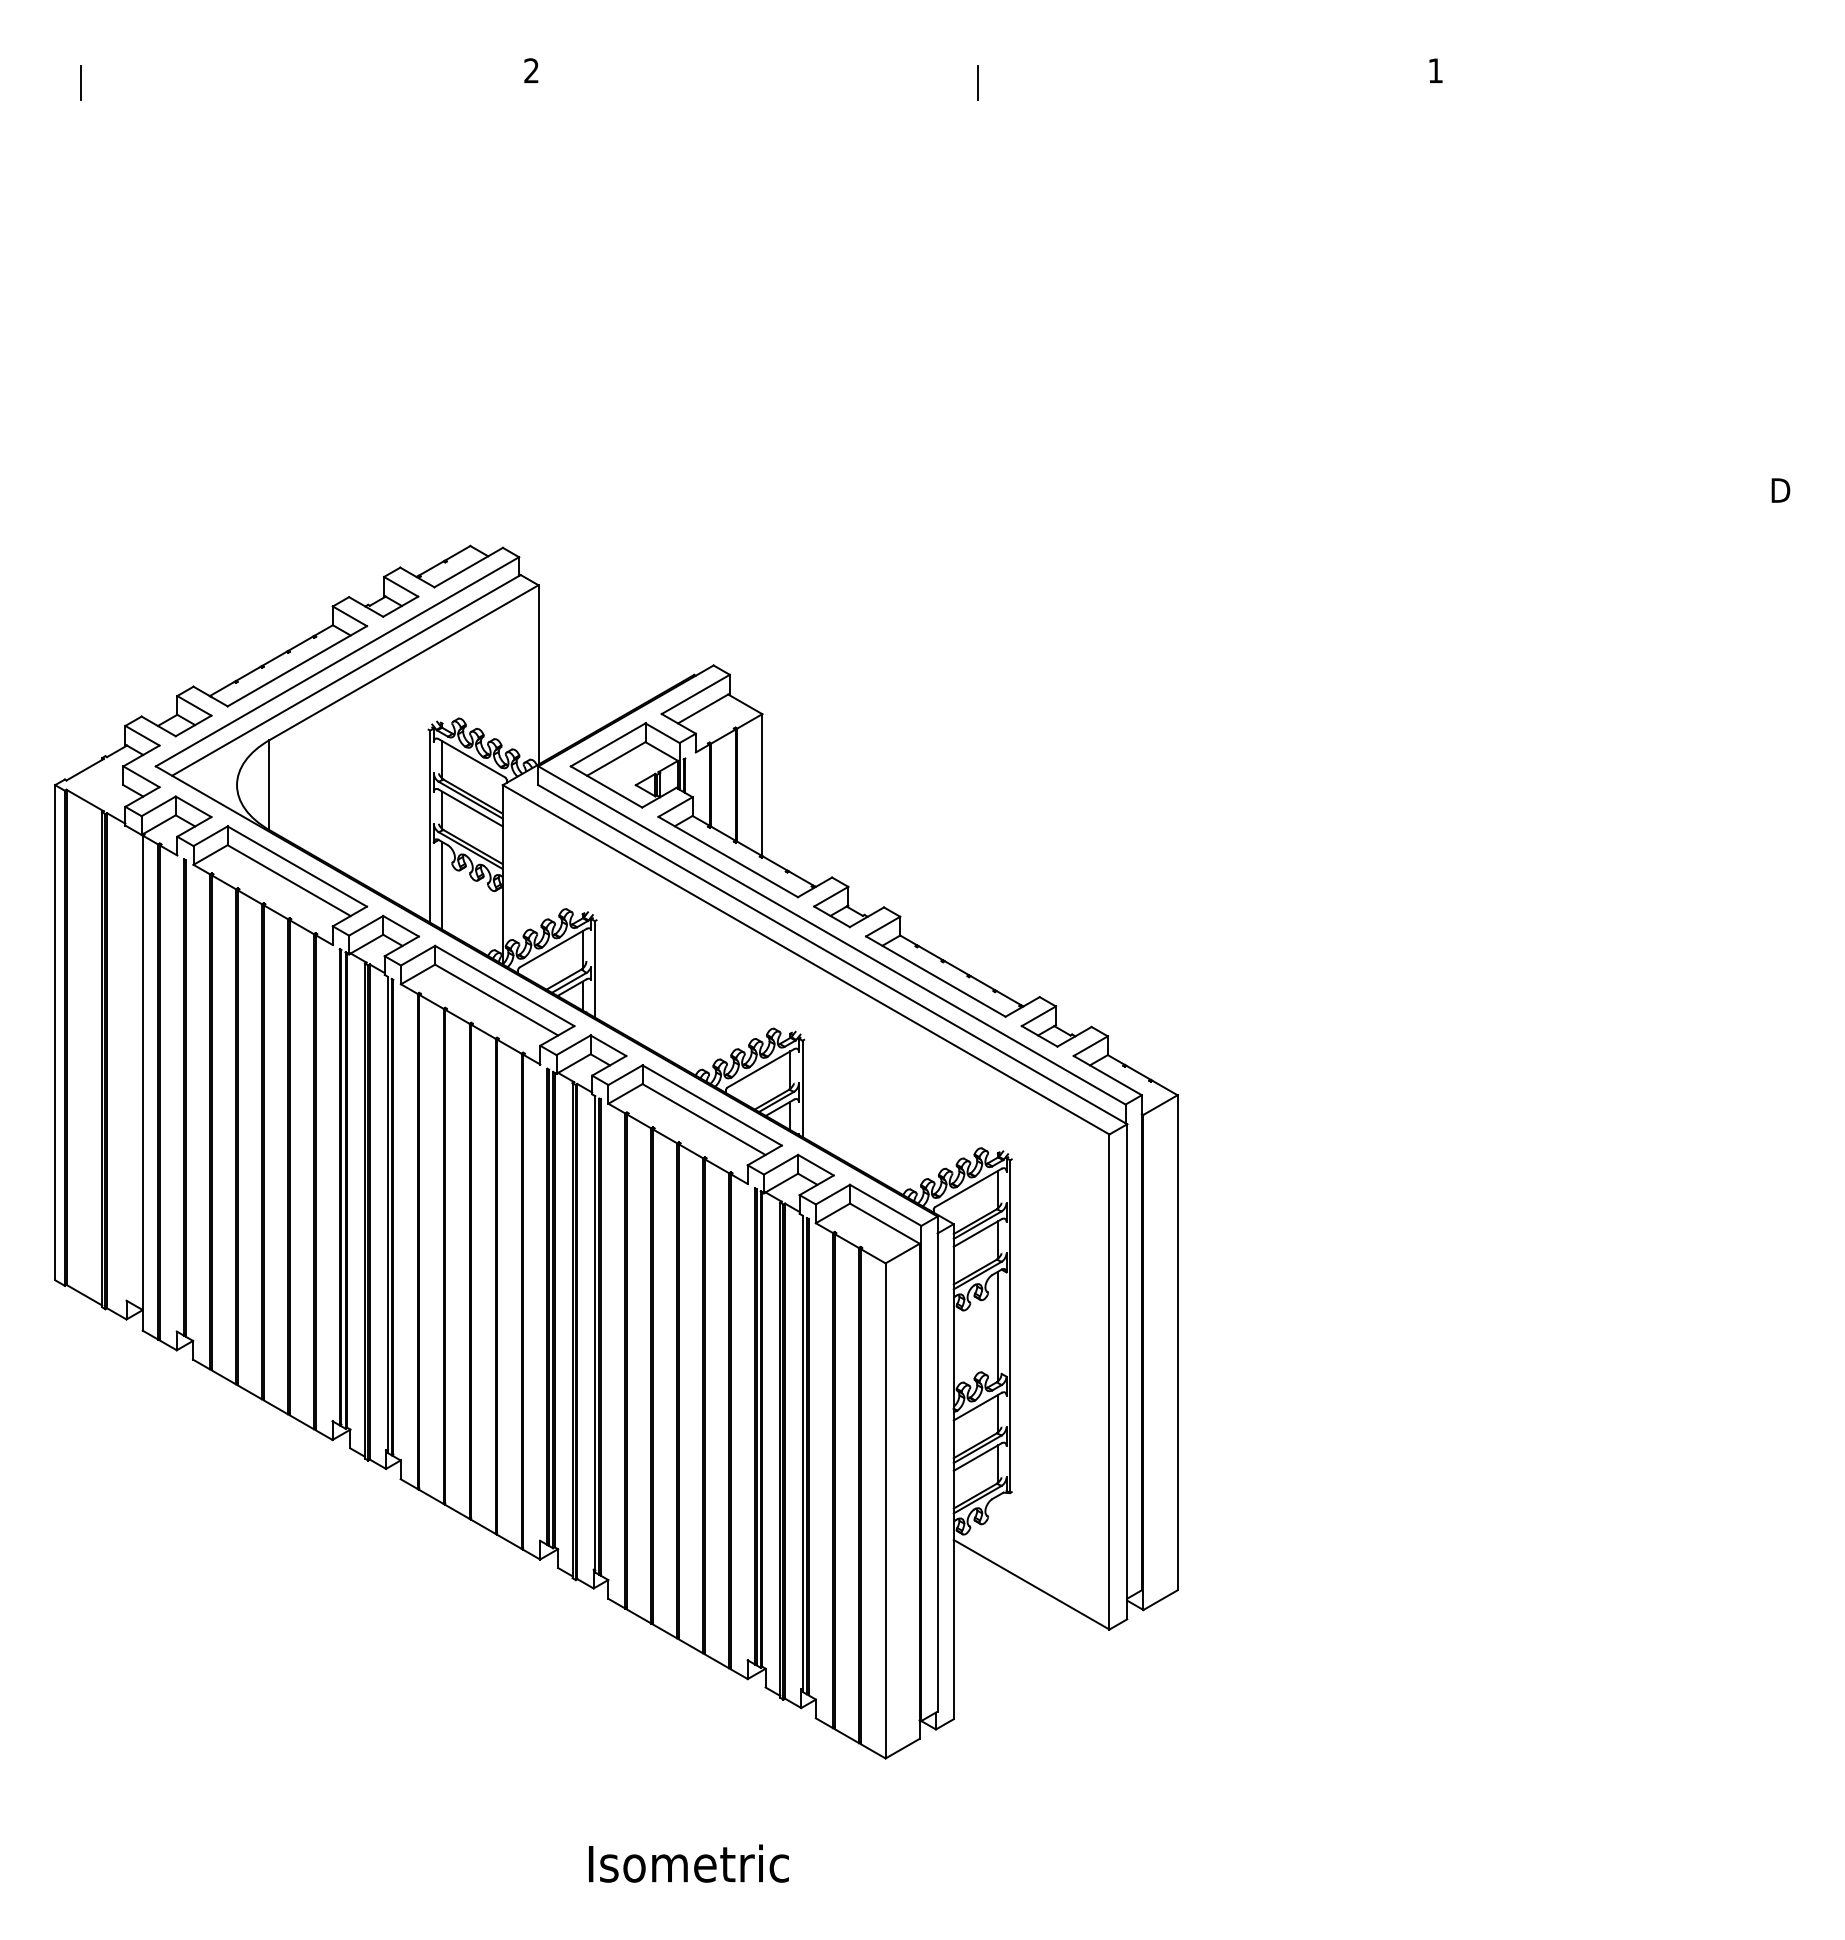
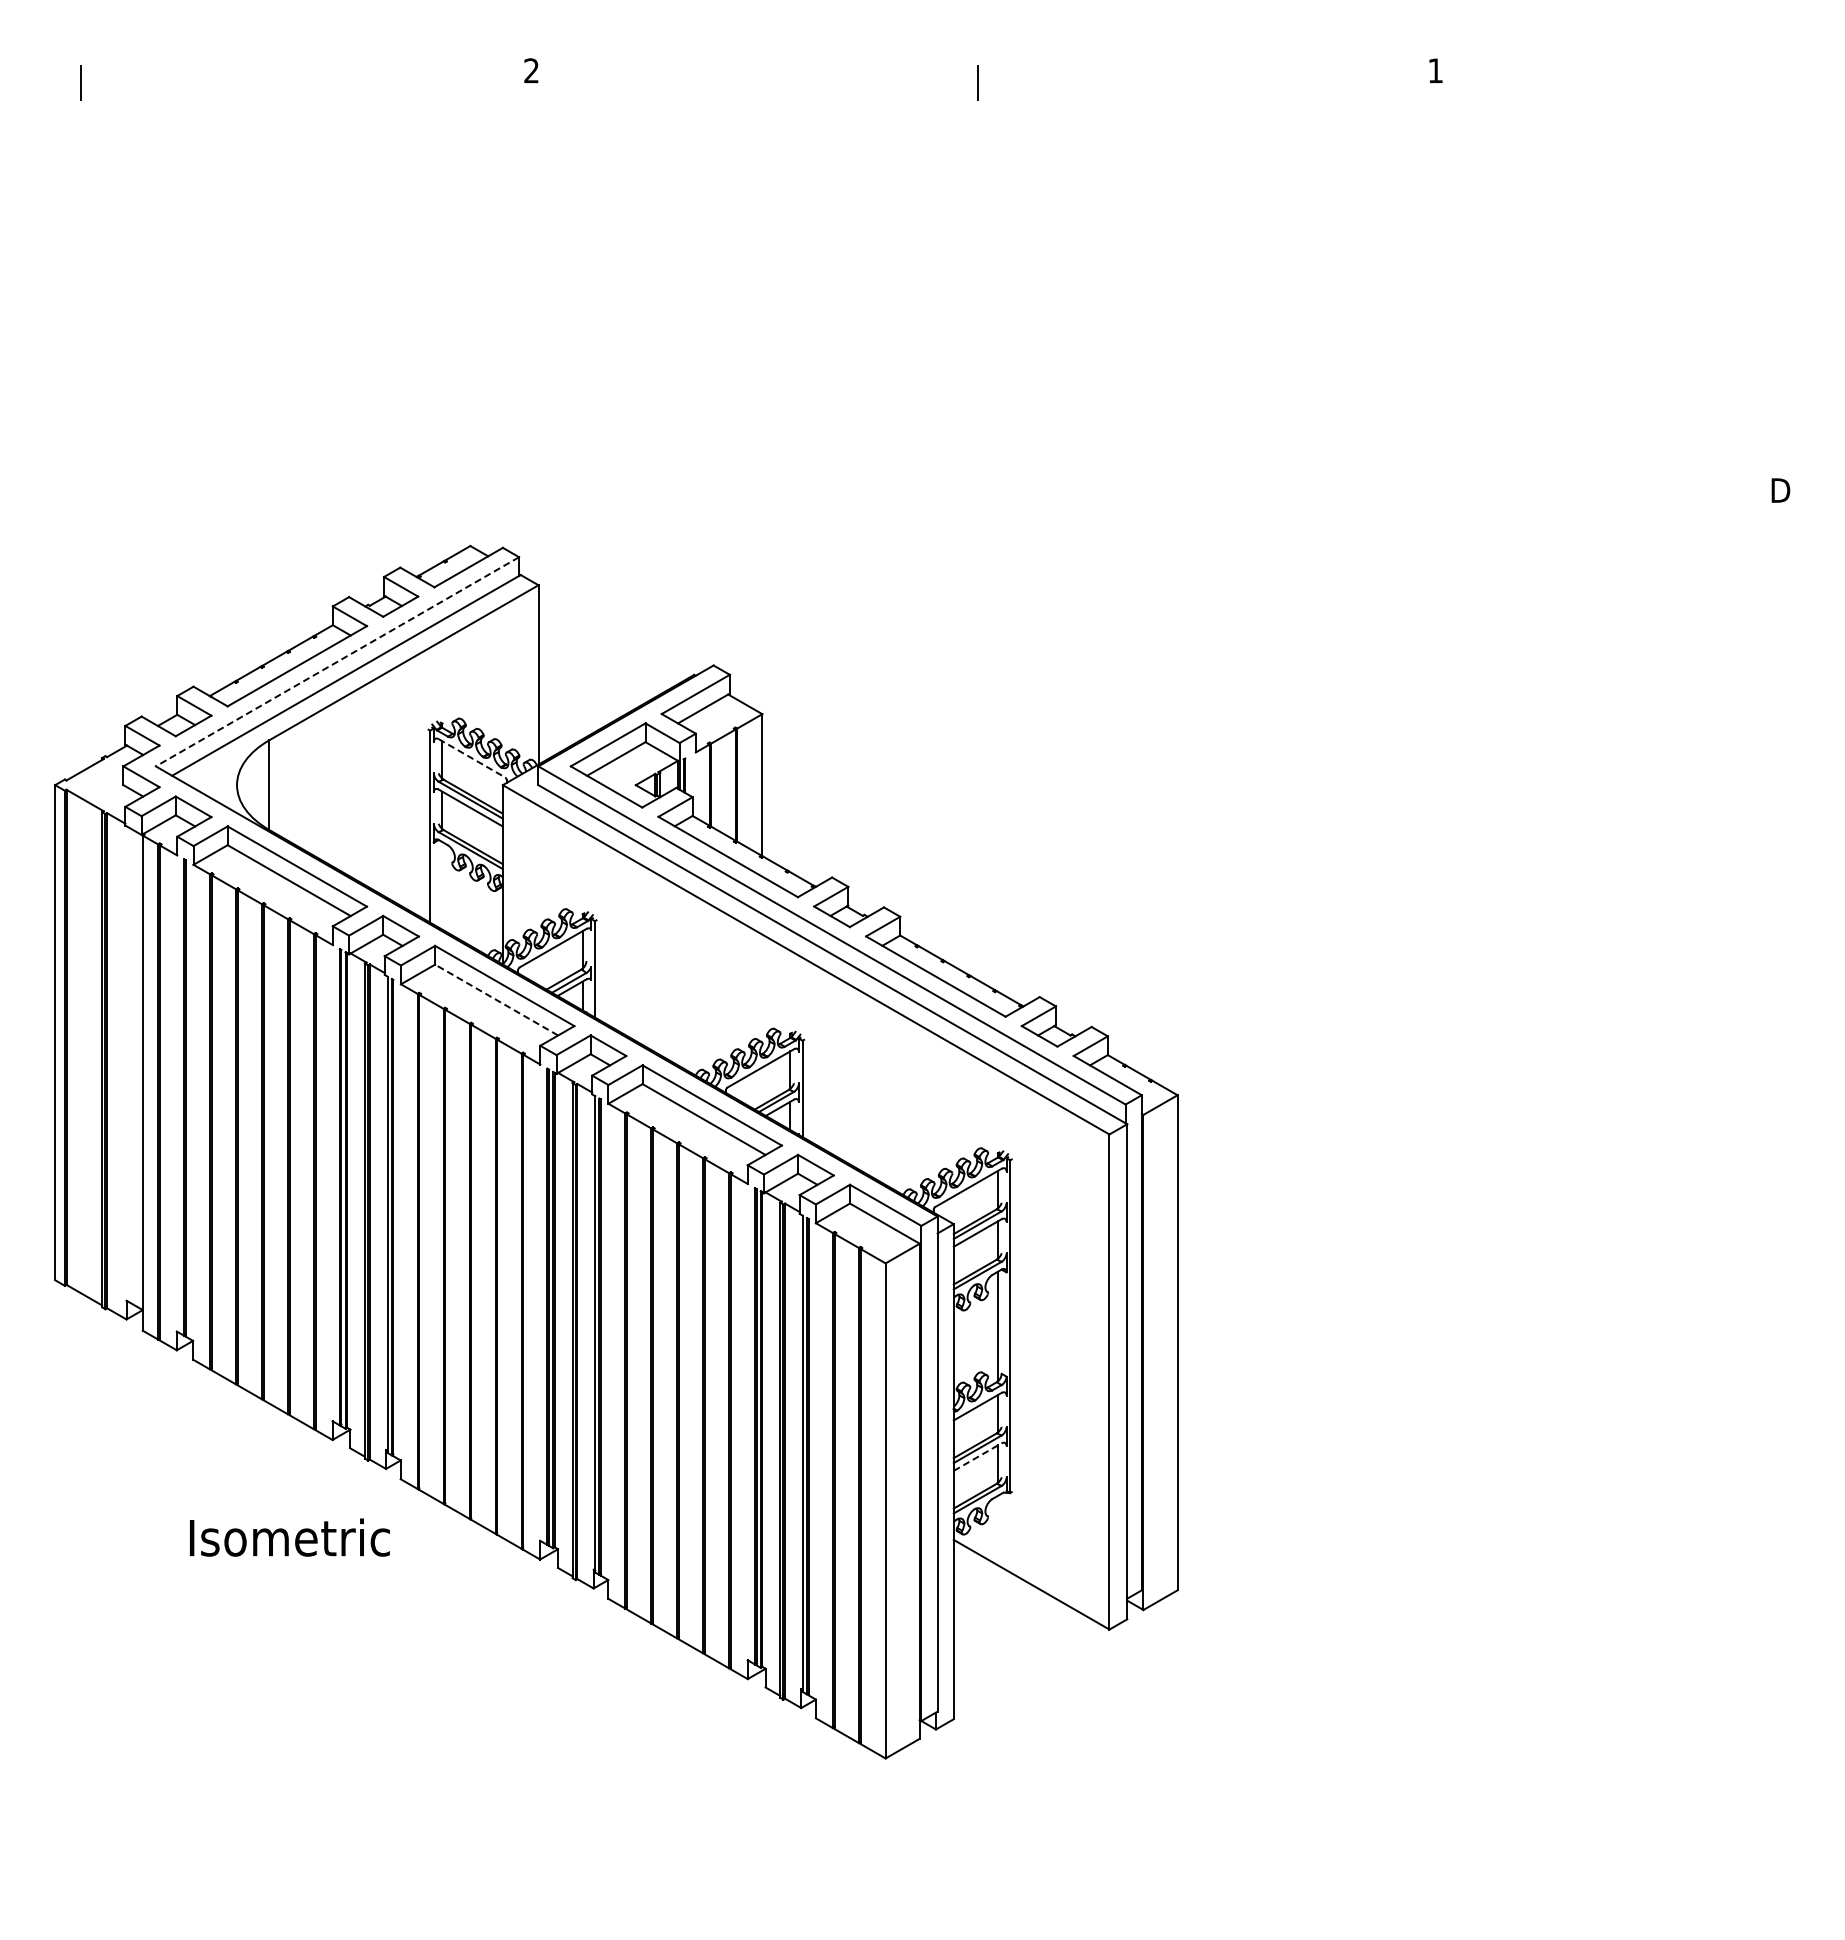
line: solid -> dashed (337, 661)
line: solid -> dashed (472, 758)
line: present -> none (442, 885)
line: solid -> dashed (496, 1000)
line: solid -> dashed (977, 1457)
text position: (688, 1863) -> (289, 1537) (289, 1537)
